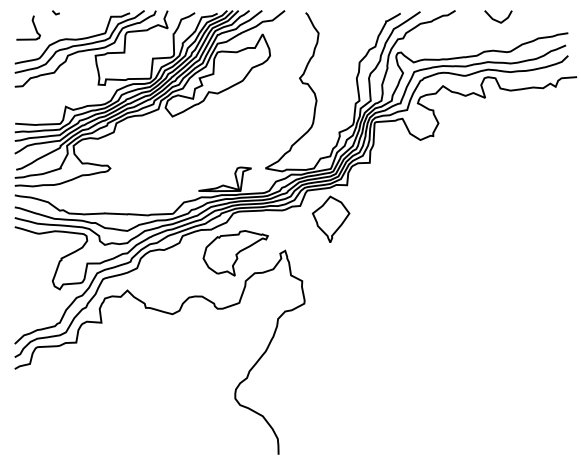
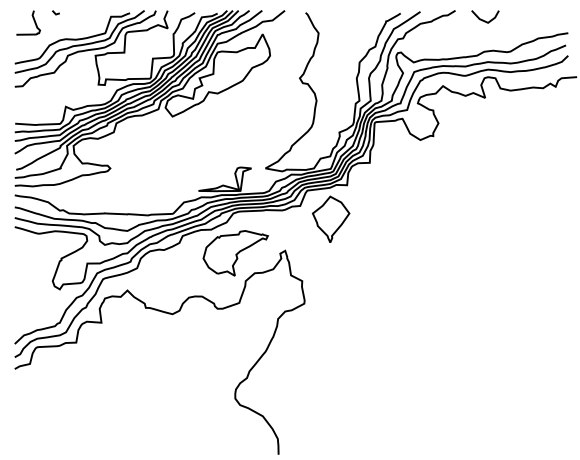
line position: (496, 19) -> (483, 19) (483, 19)
curve position: (33, 25) -> (33, 20) (33, 20)
